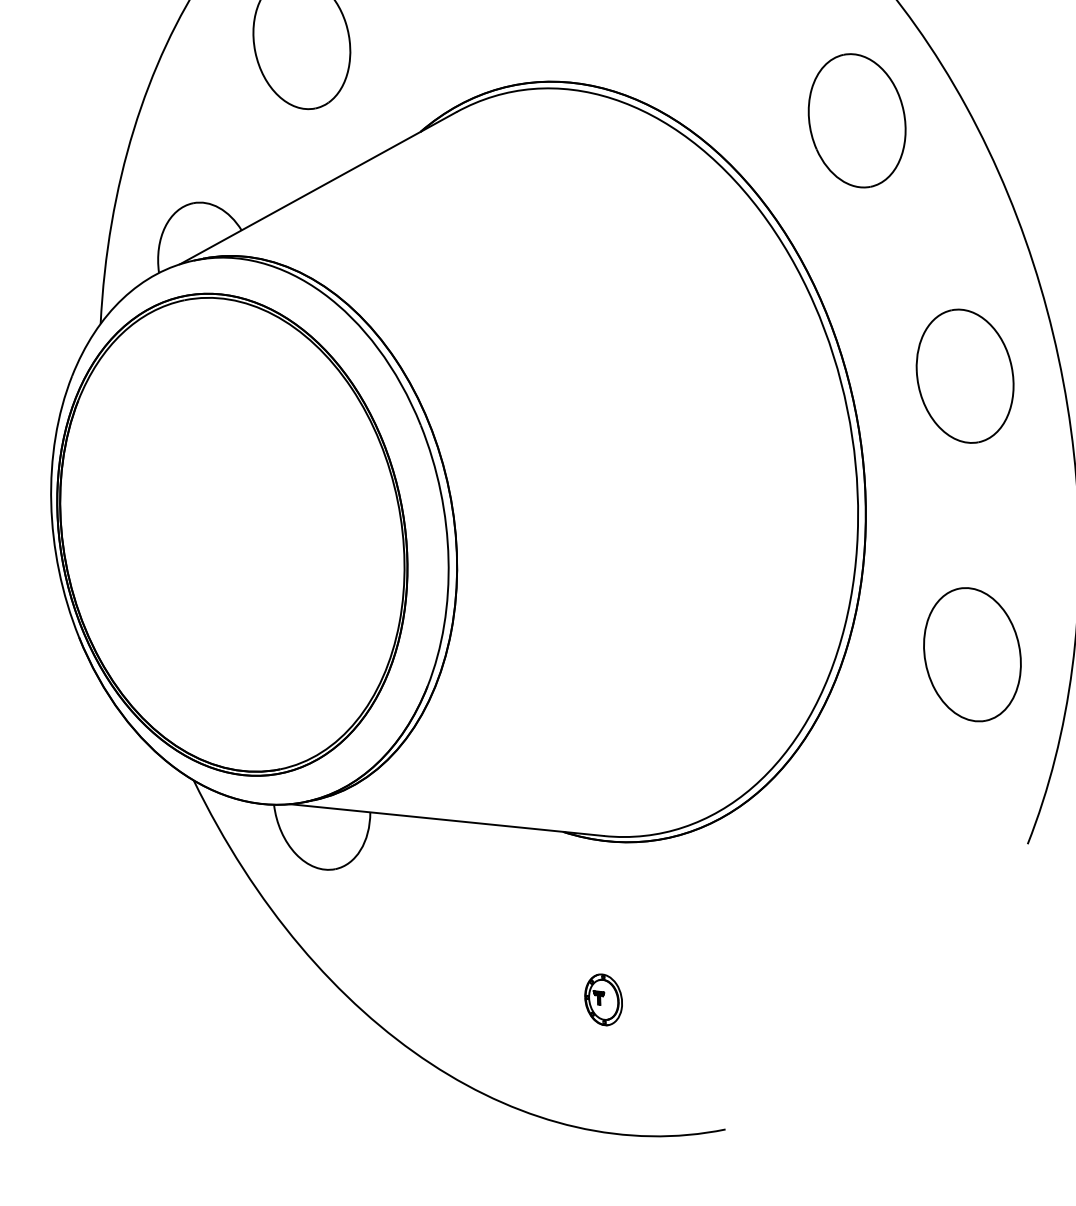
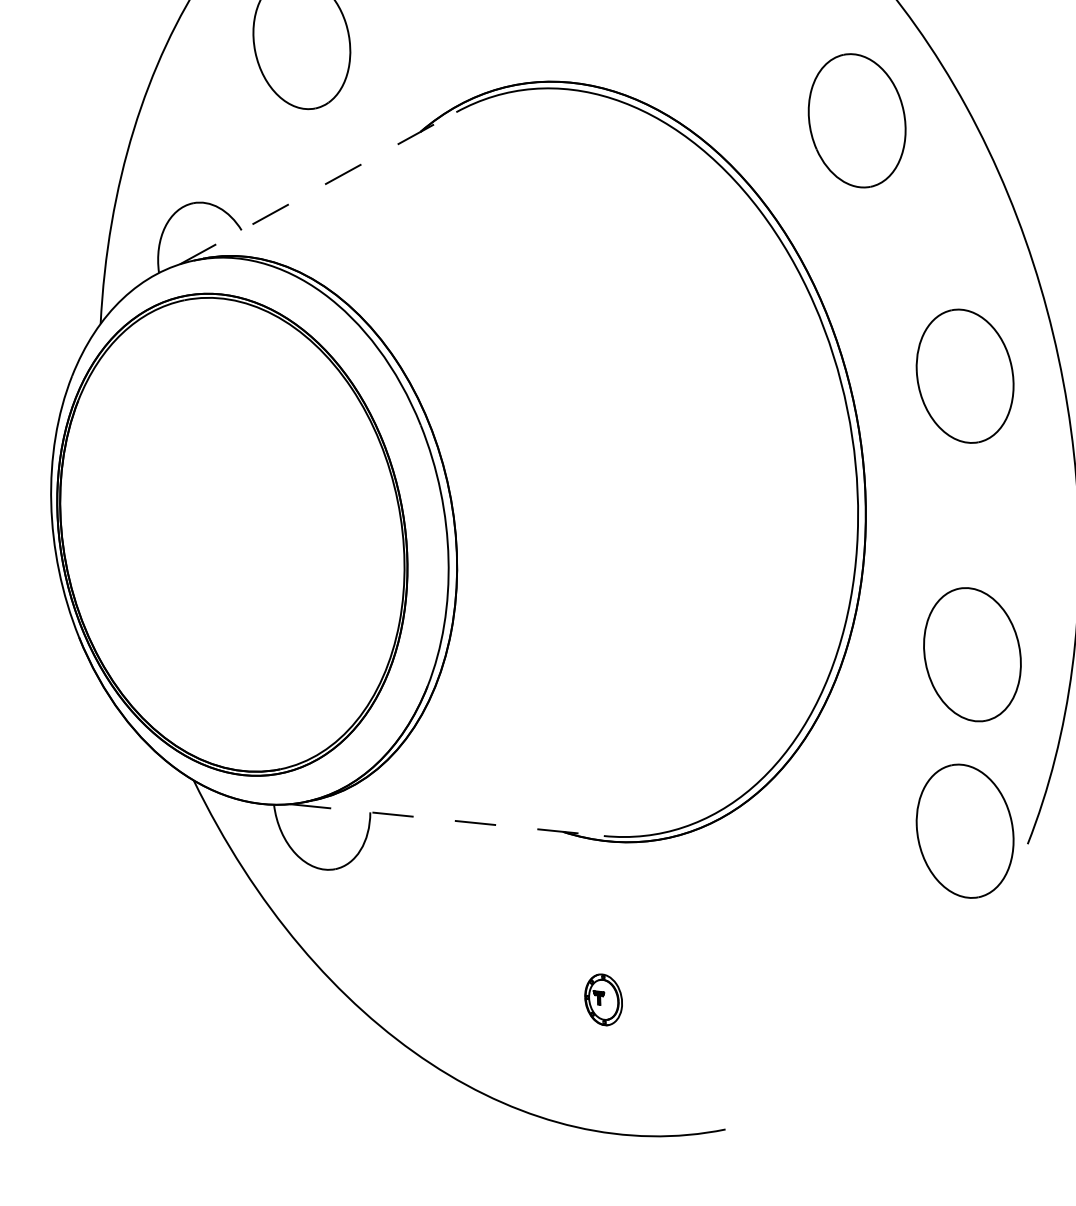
line: solid -> dashed (318, 188)
line: solid -> dashed (446, 820)
part: none -> present (964, 830)
